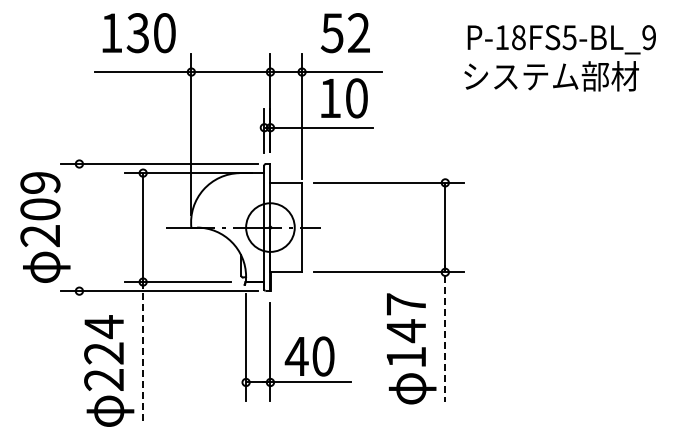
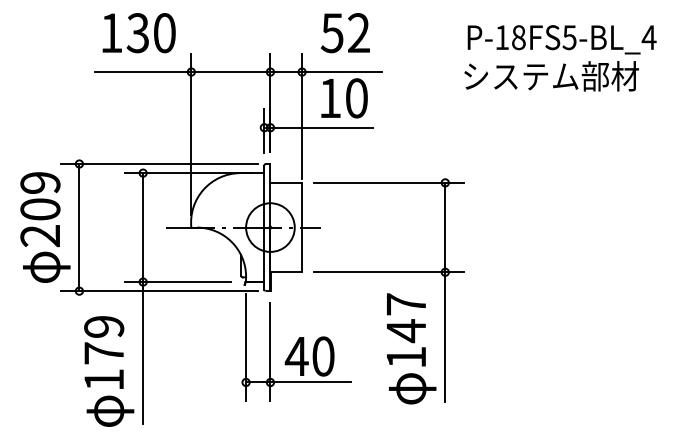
text: P-18FS5-BL_9 -> P-18FS5-BL_4 (648, 37)
line: none -> present (79, 227)
line: dashed -> solid (445, 333)
text: 224 -> 179 (104, 352)
line: dashed -> solid (143, 353)
